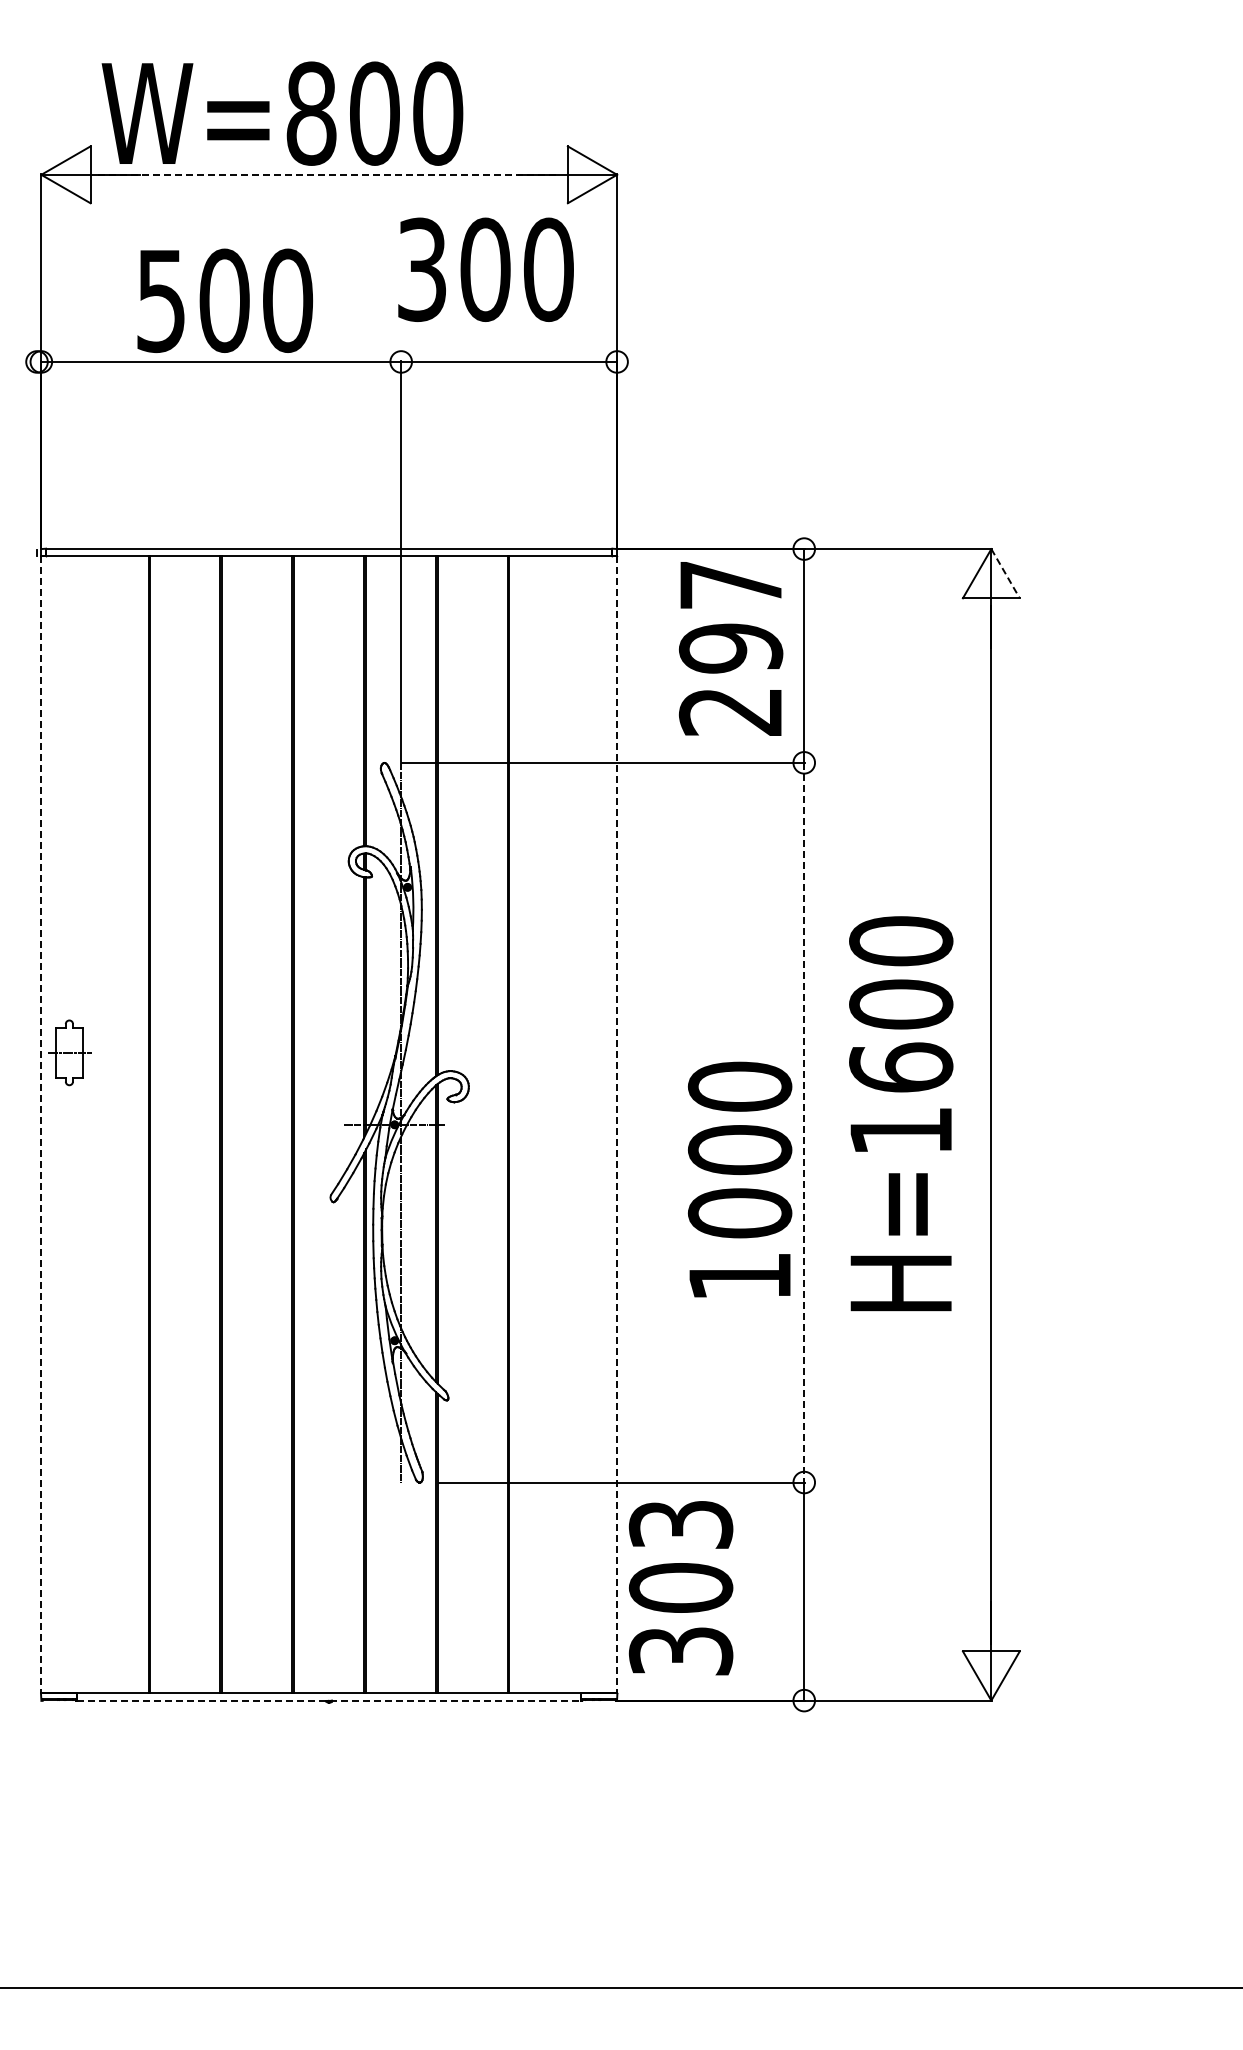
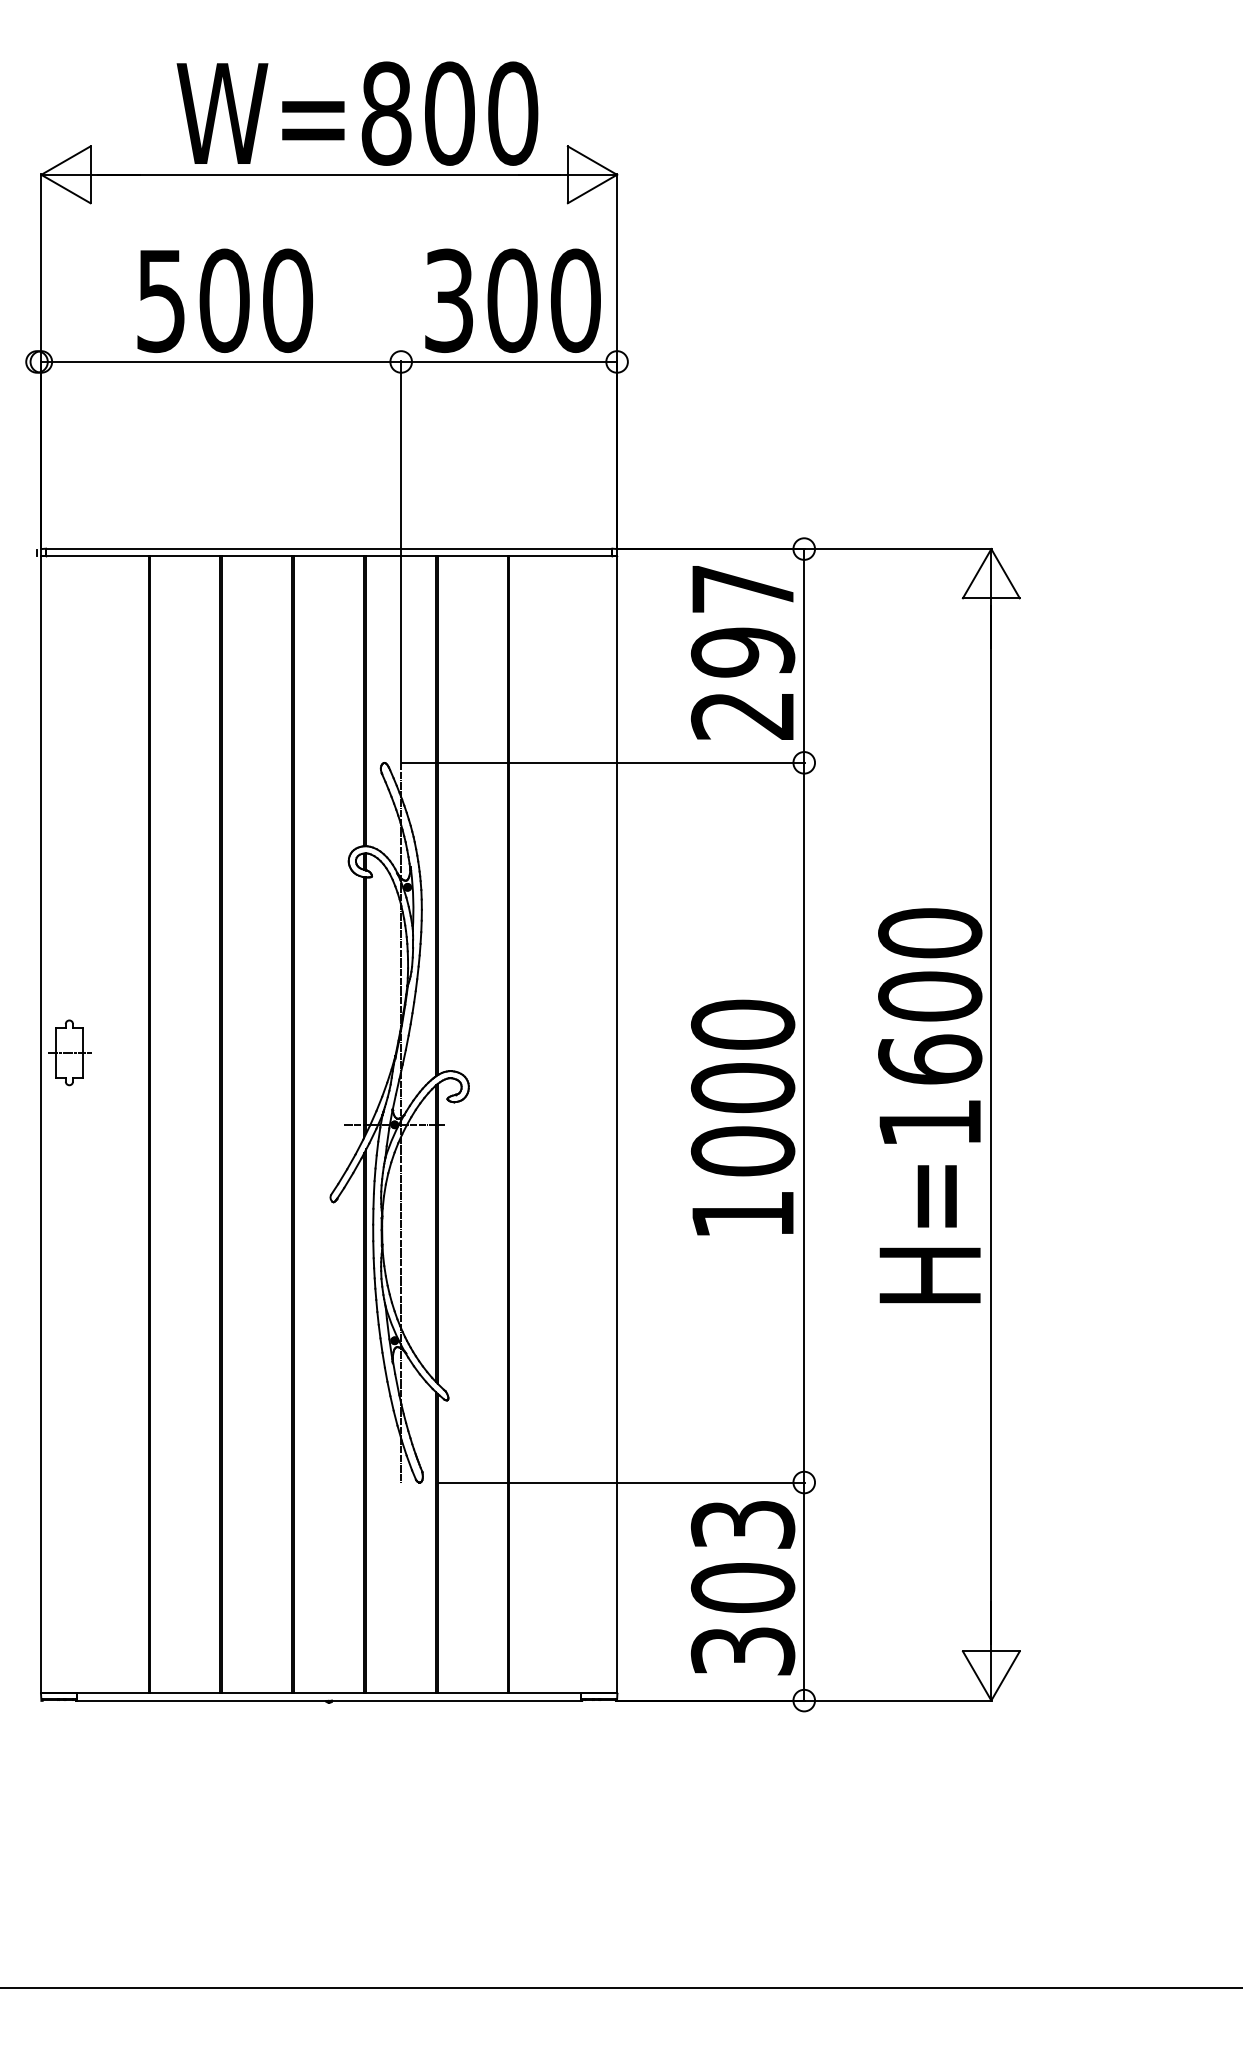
text position: (282, 113) -> (357, 113) (357, 113)
line: dashed -> solid (329, 174)
text position: (485, 269) -> (512, 300) (512, 300)
line: dashed -> solid (1005, 574)
text position: (731, 648) -> (743, 652) (743, 652)
text position: (901, 1113) -> (930, 1105) (930, 1105)
line: dashed -> solid (804, 1122)
line: dashed -> solid (41, 1124)
line: dashed -> solid (617, 1124)
text position: (740, 1179) -> (743, 1117) (743, 1117)
text position: (680, 1588) -> (742, 1588) (742, 1588)
line: dashed -> solid (329, 1700)
